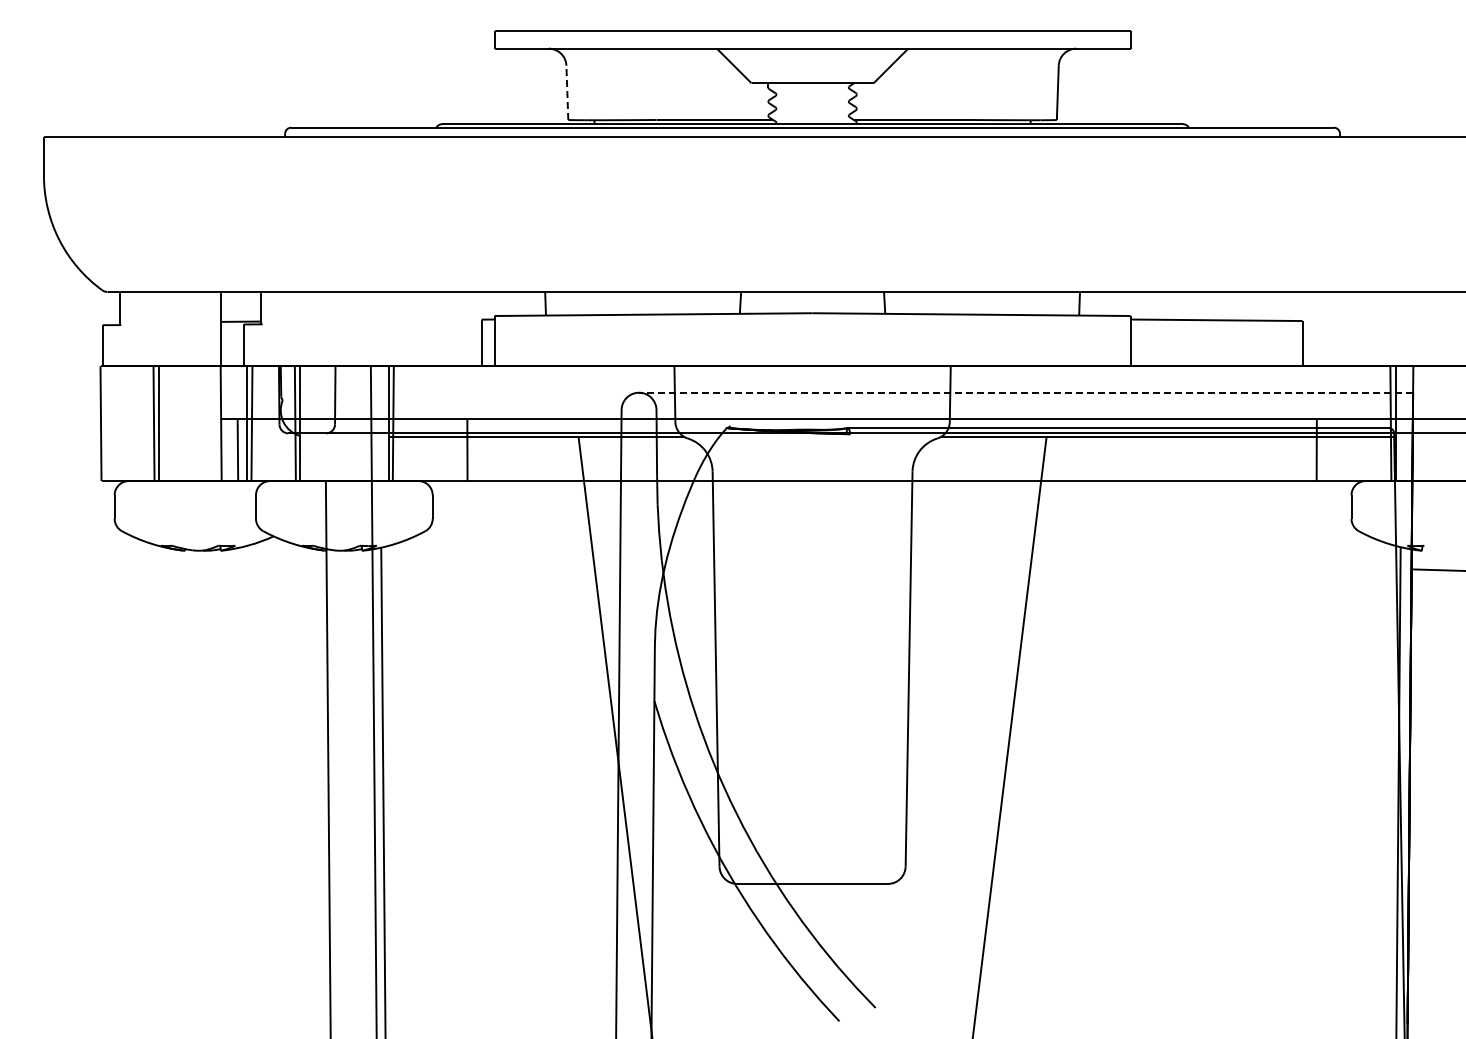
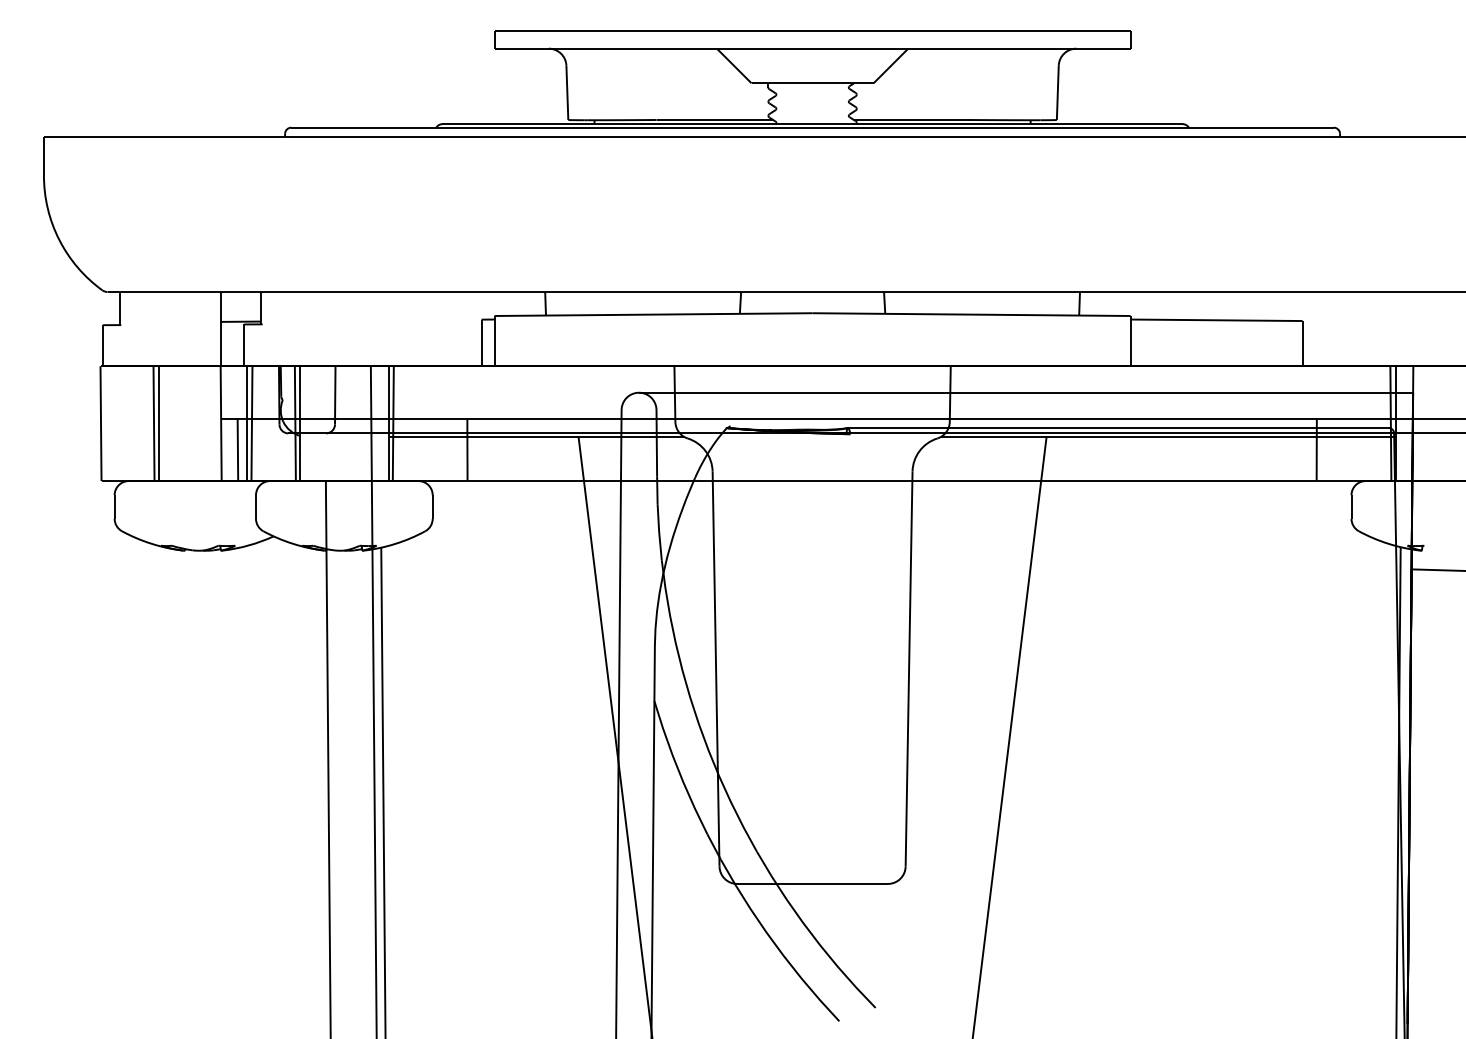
line: dashed -> solid (567, 92)
line: dashed -> solid (1025, 392)
